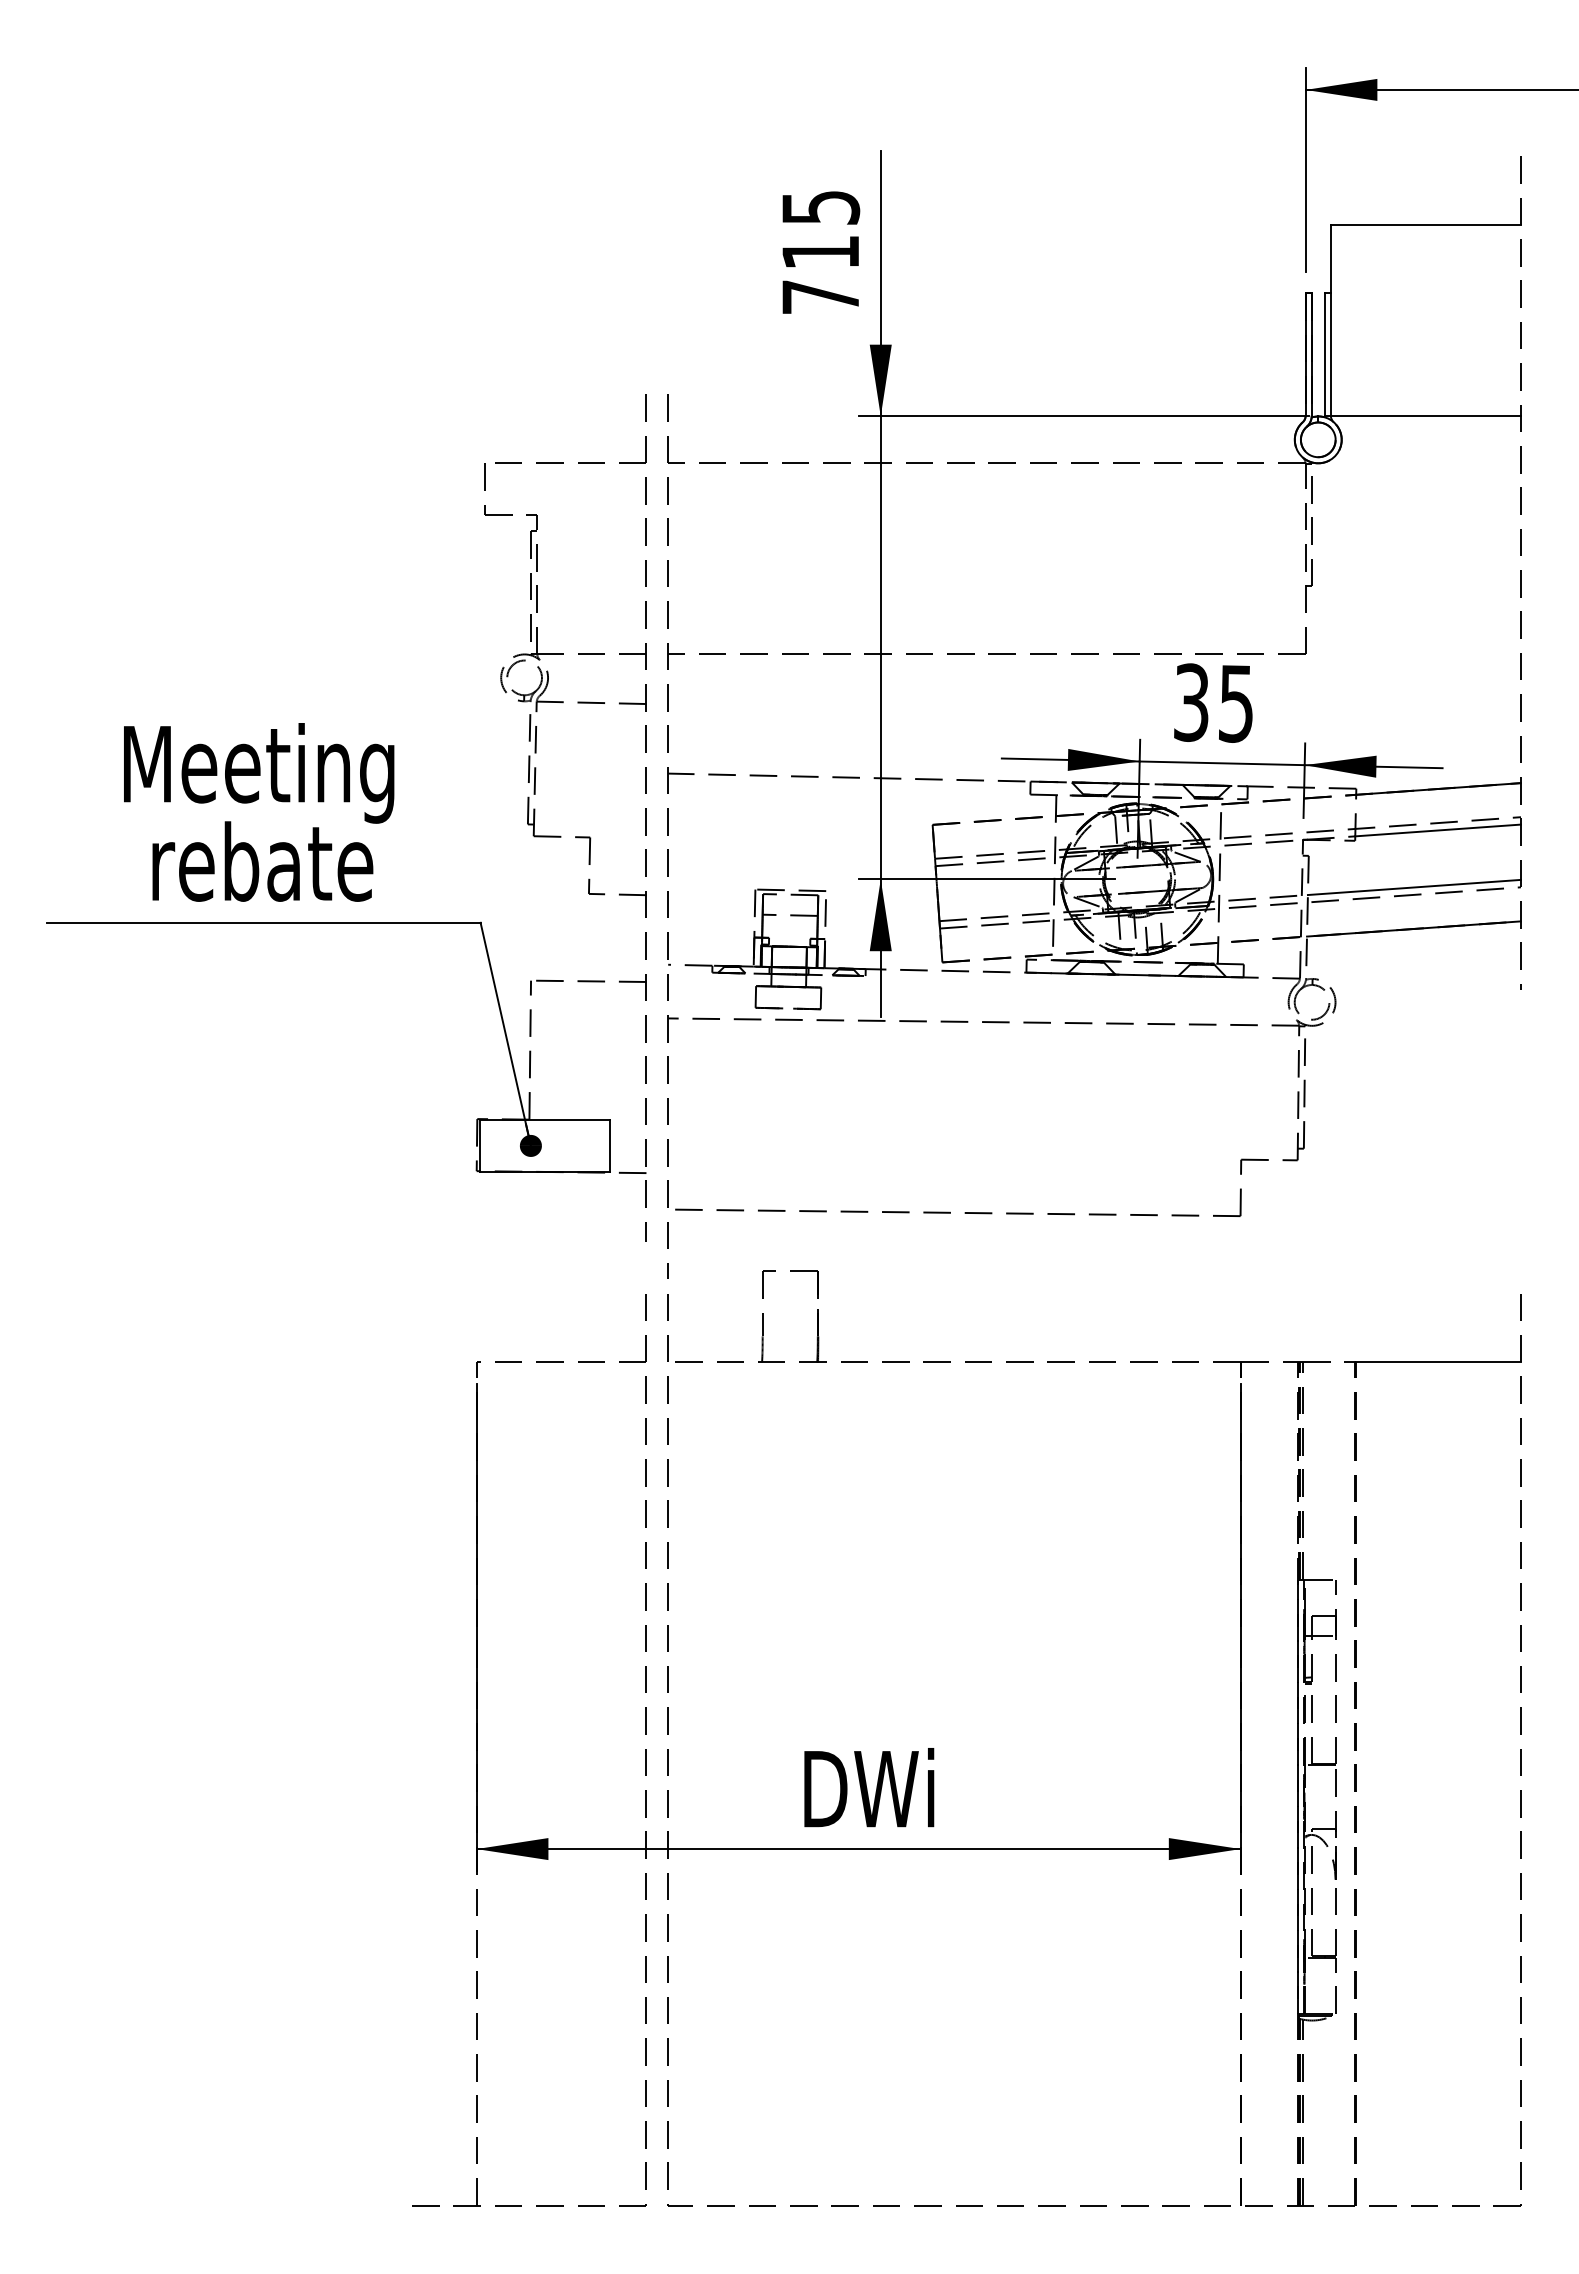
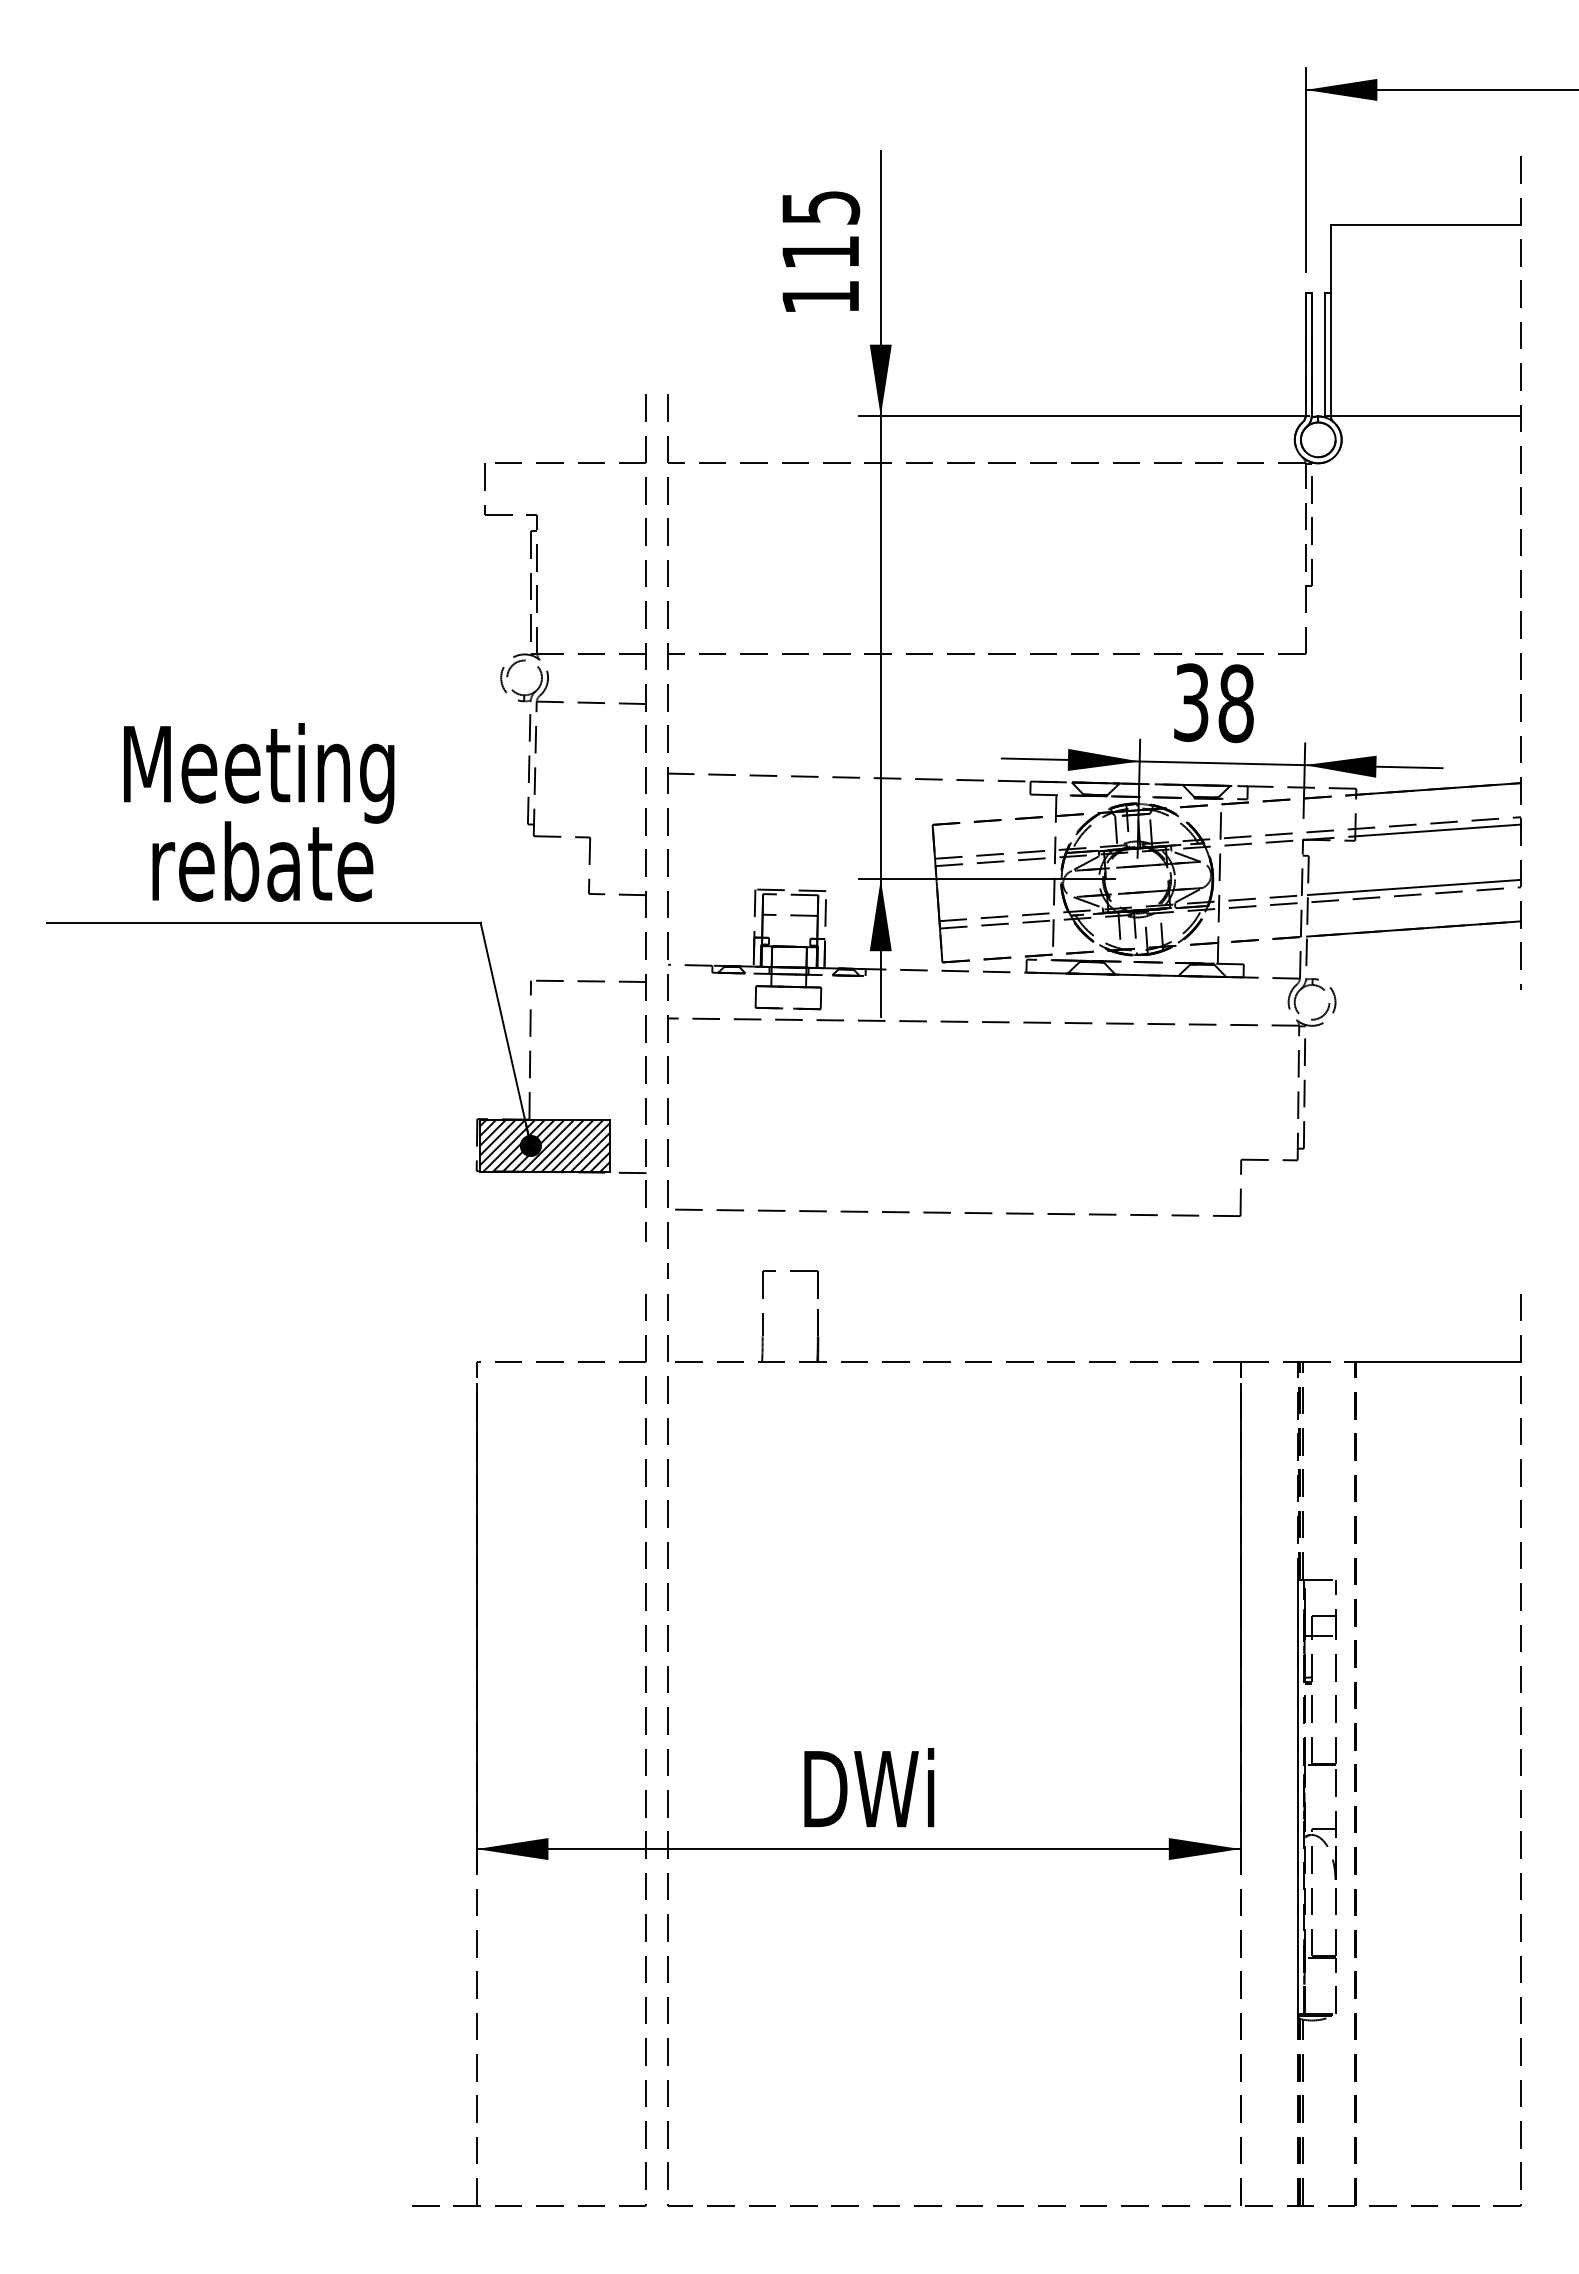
text: 715 -> 115 (820, 296)
text: 35 -> 38 (1235, 703)
hatch: none -> present (544, 1145)
